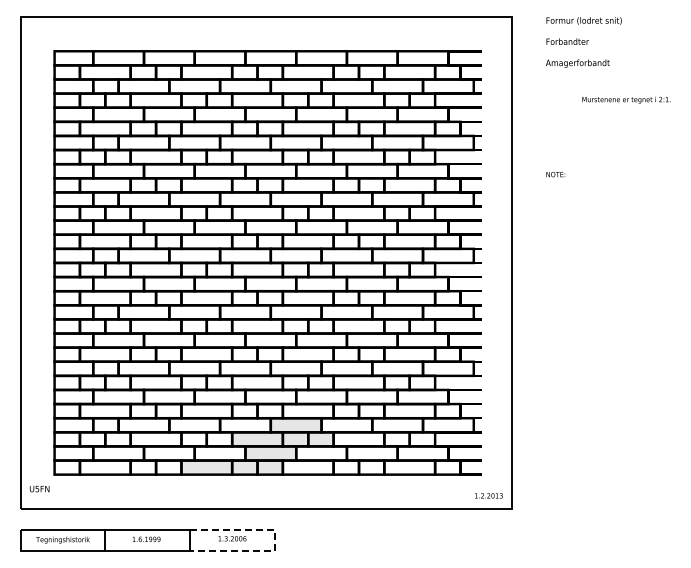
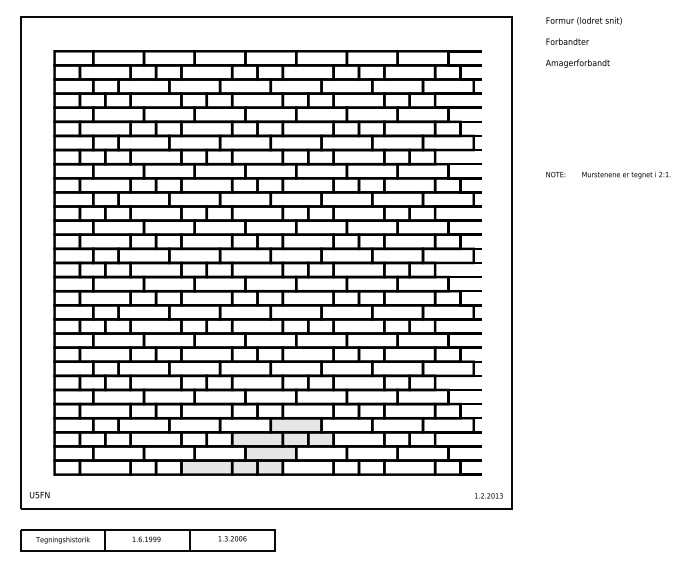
text position: (626, 99) -> (626, 174) (626, 174)
text position: (39, 489) -> (39, 495) (39, 495)
line: dashed -> solid (274, 540)
